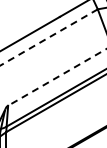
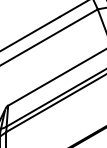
line: dashed -> solid (48, 37)
line: dashed -> solid (57, 77)
